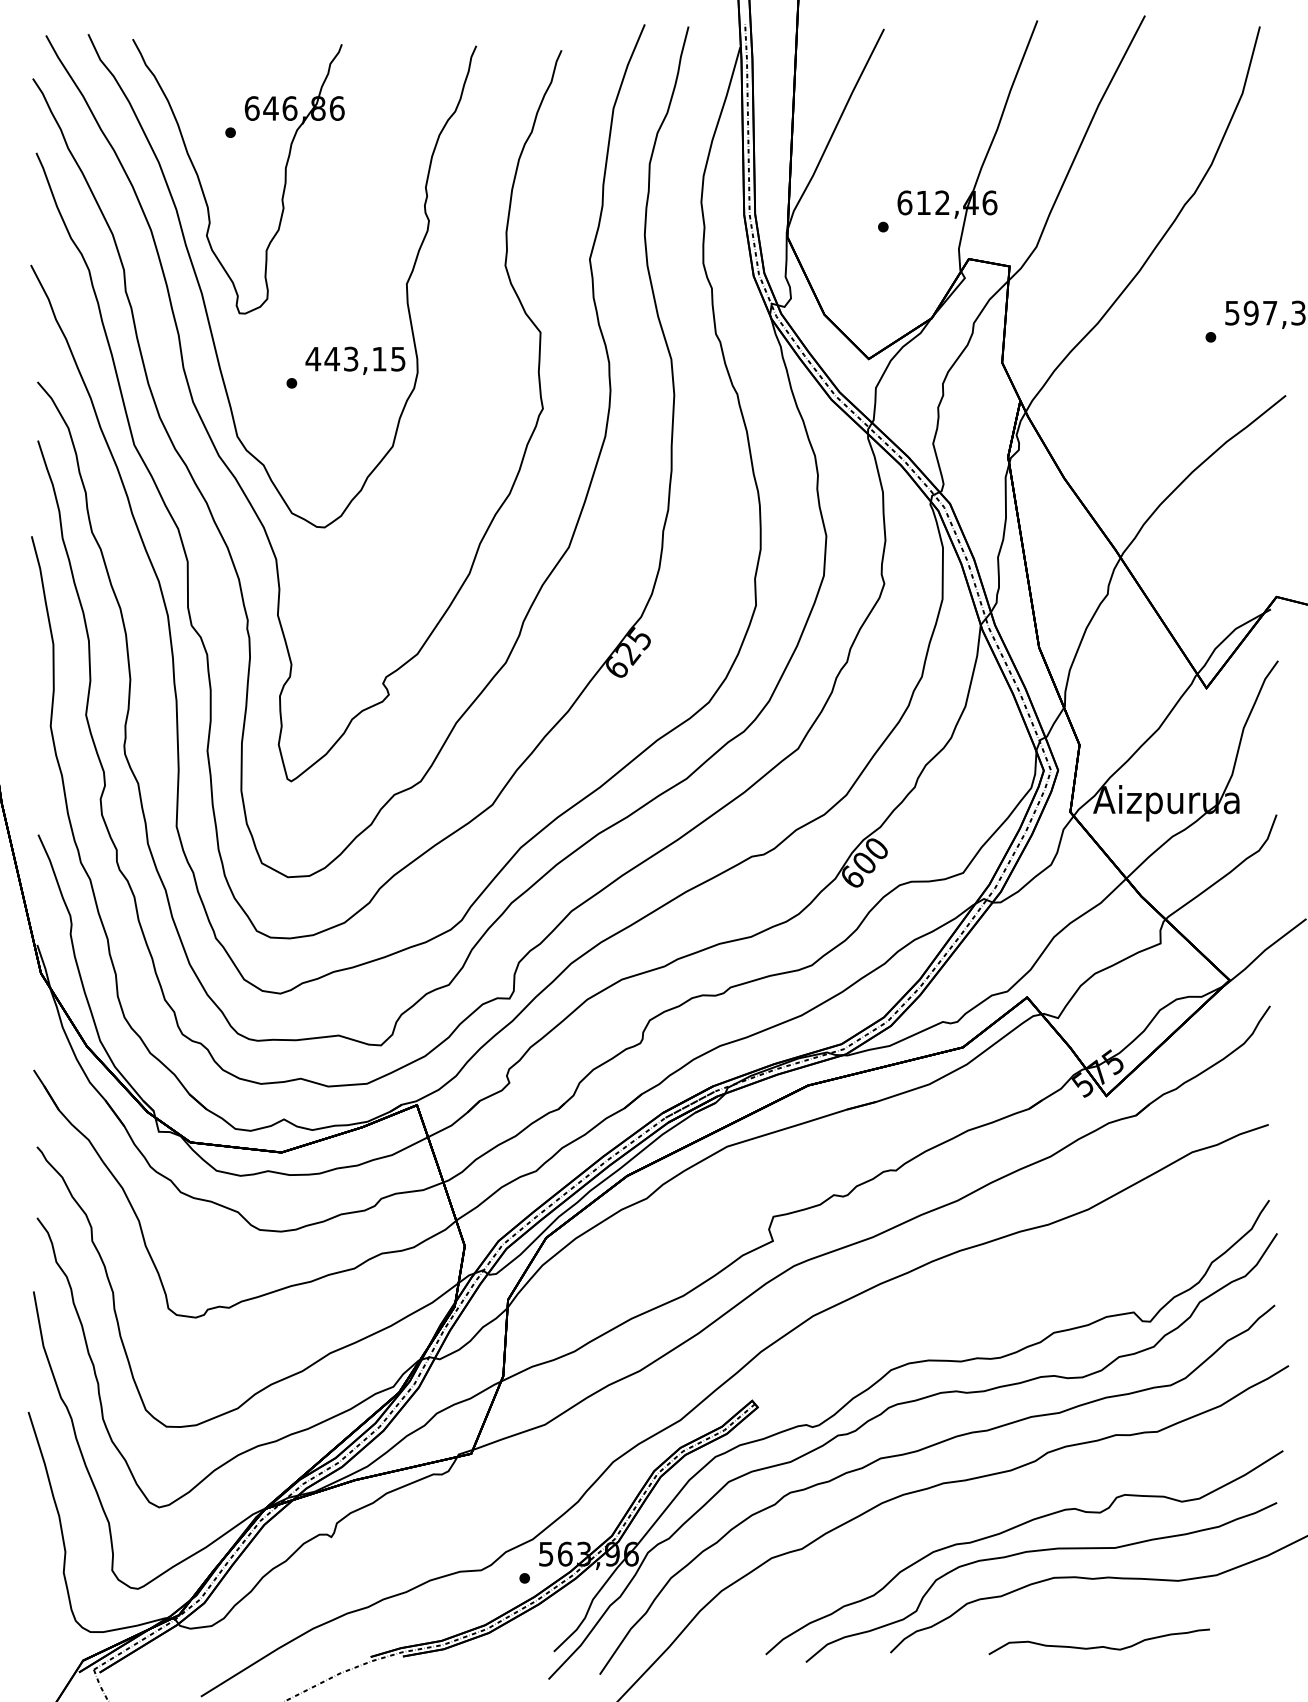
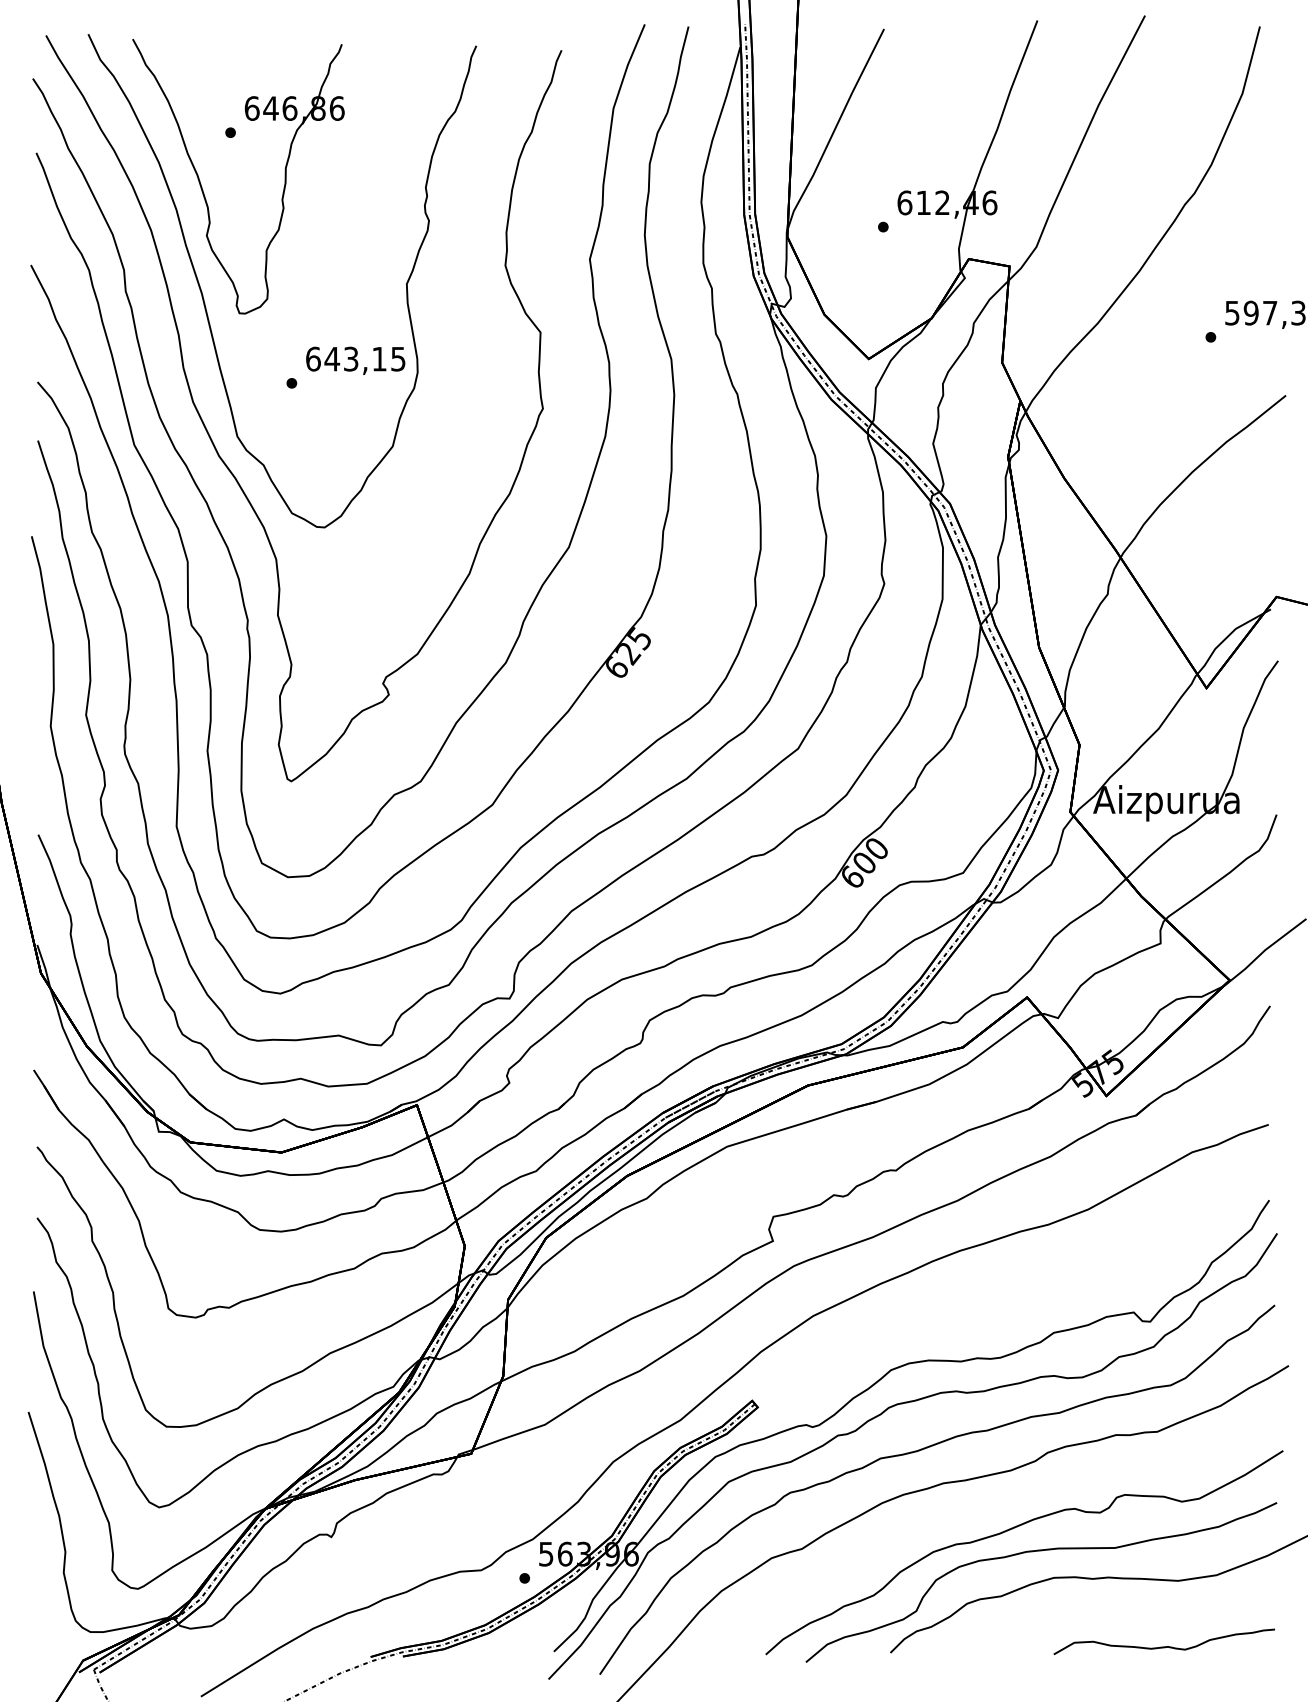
text: 443,15 -> 643,15 (313, 358)
curve position: (1098, 1646) -> (1163, 1646) (1163, 1646)
